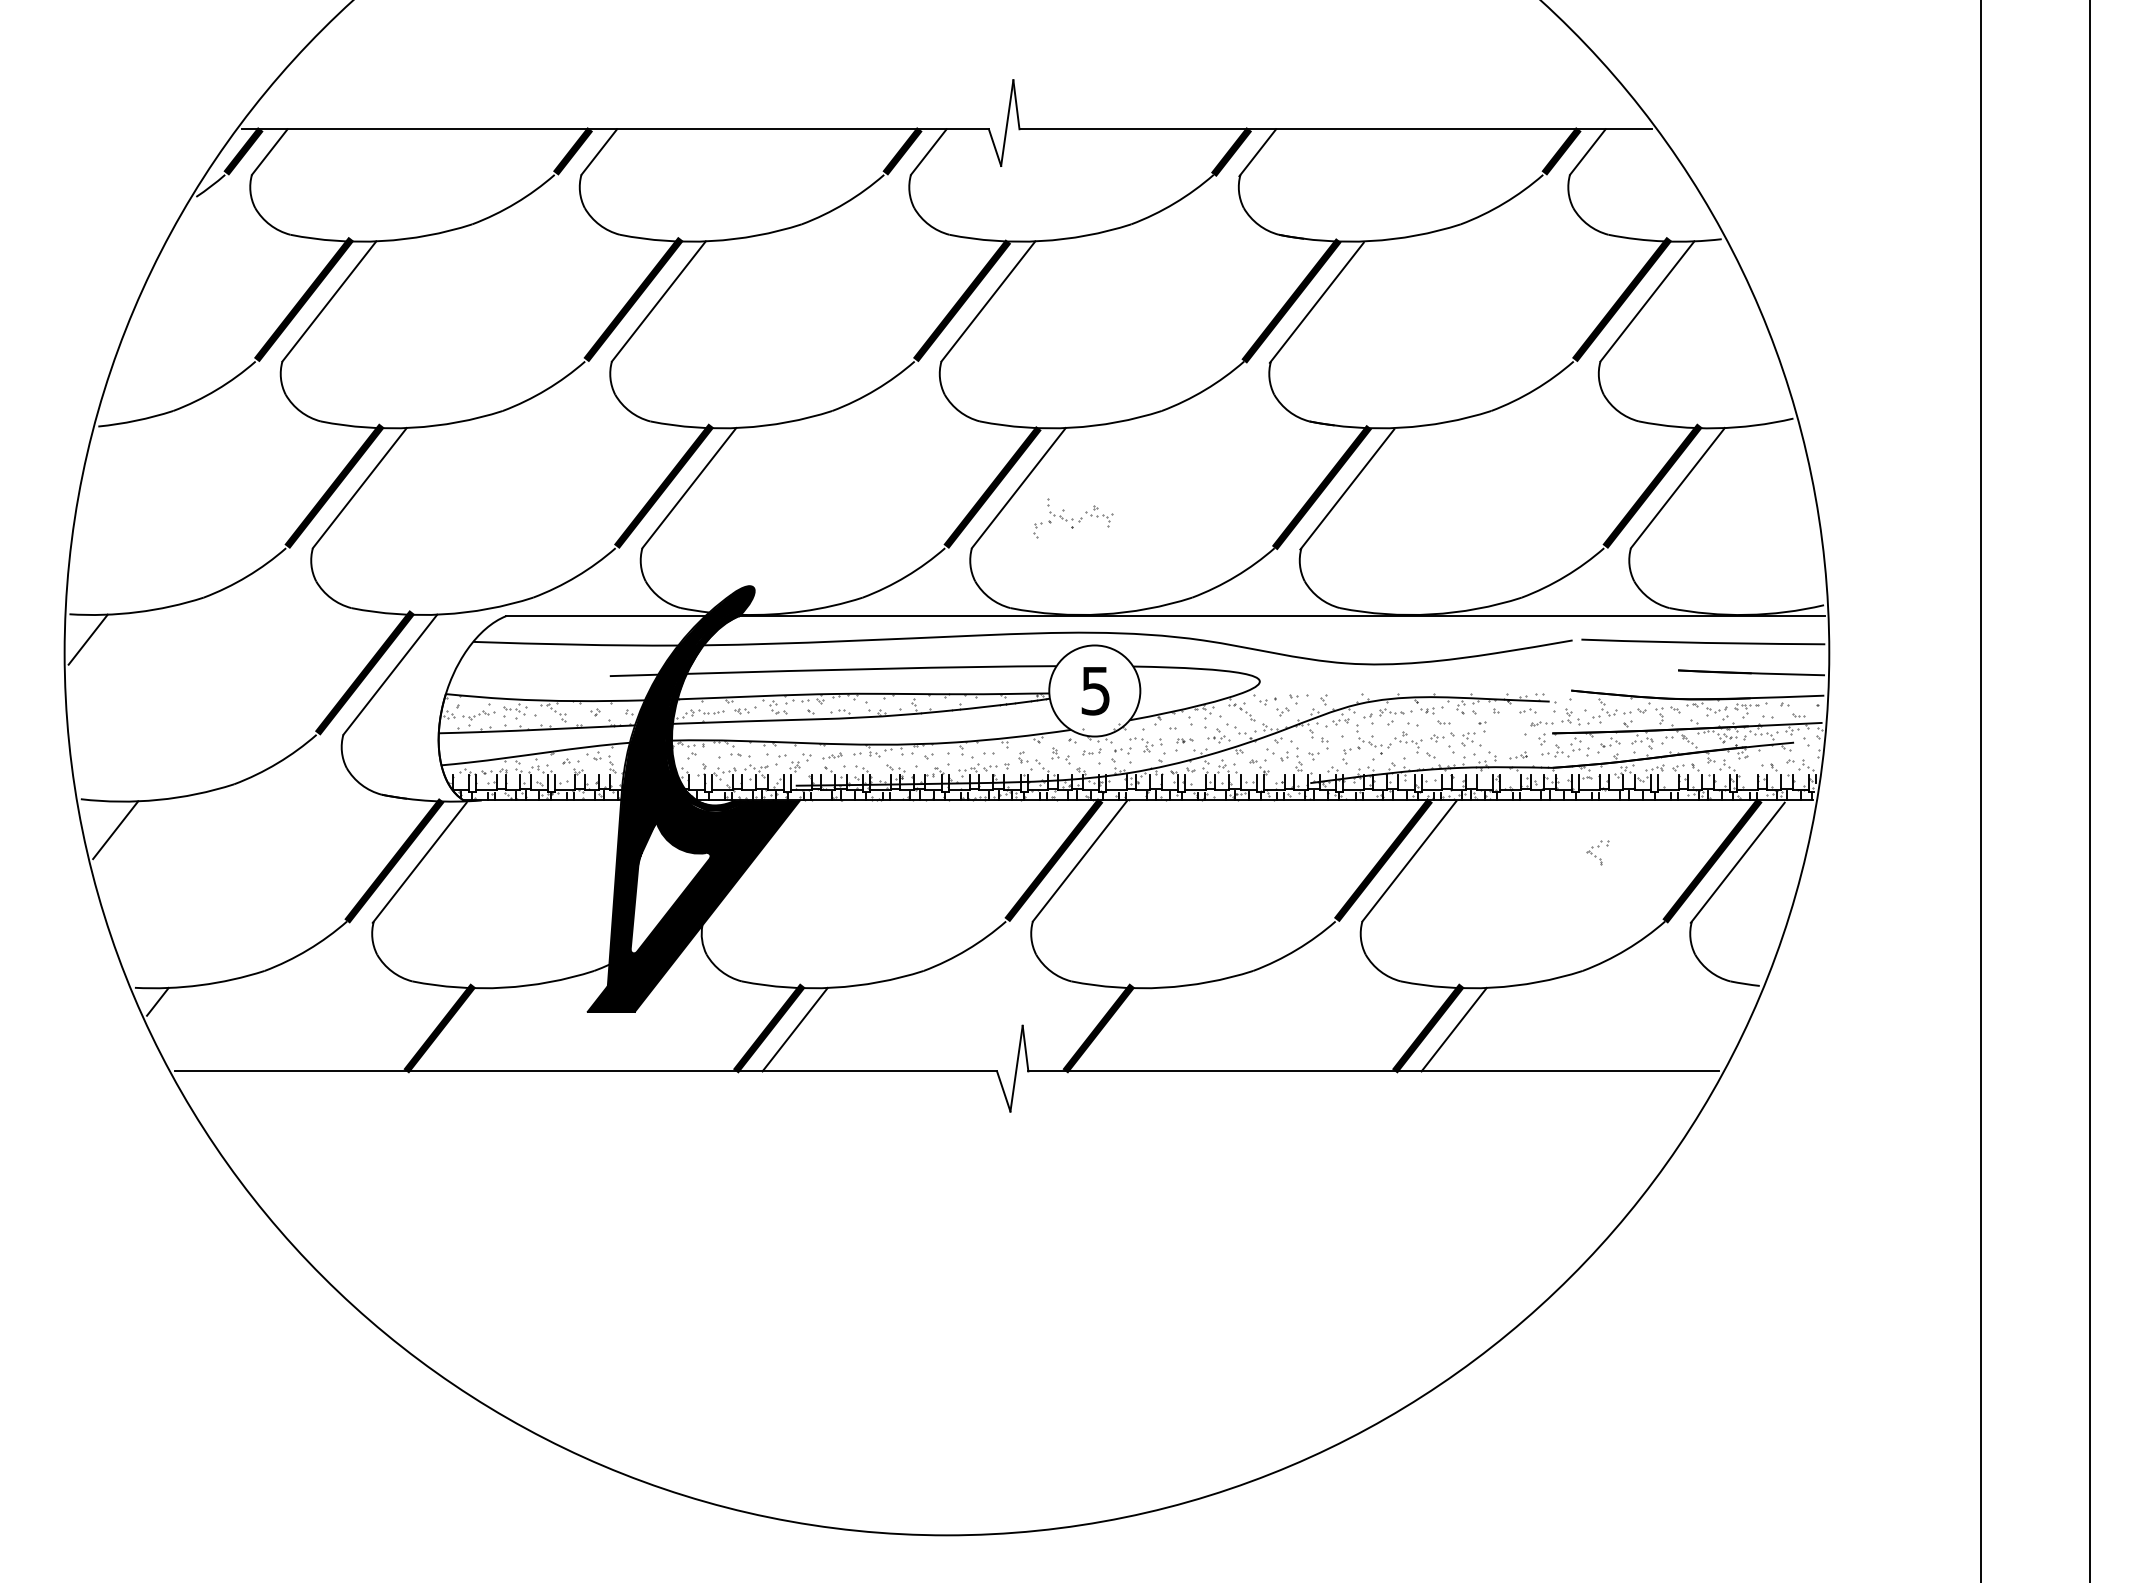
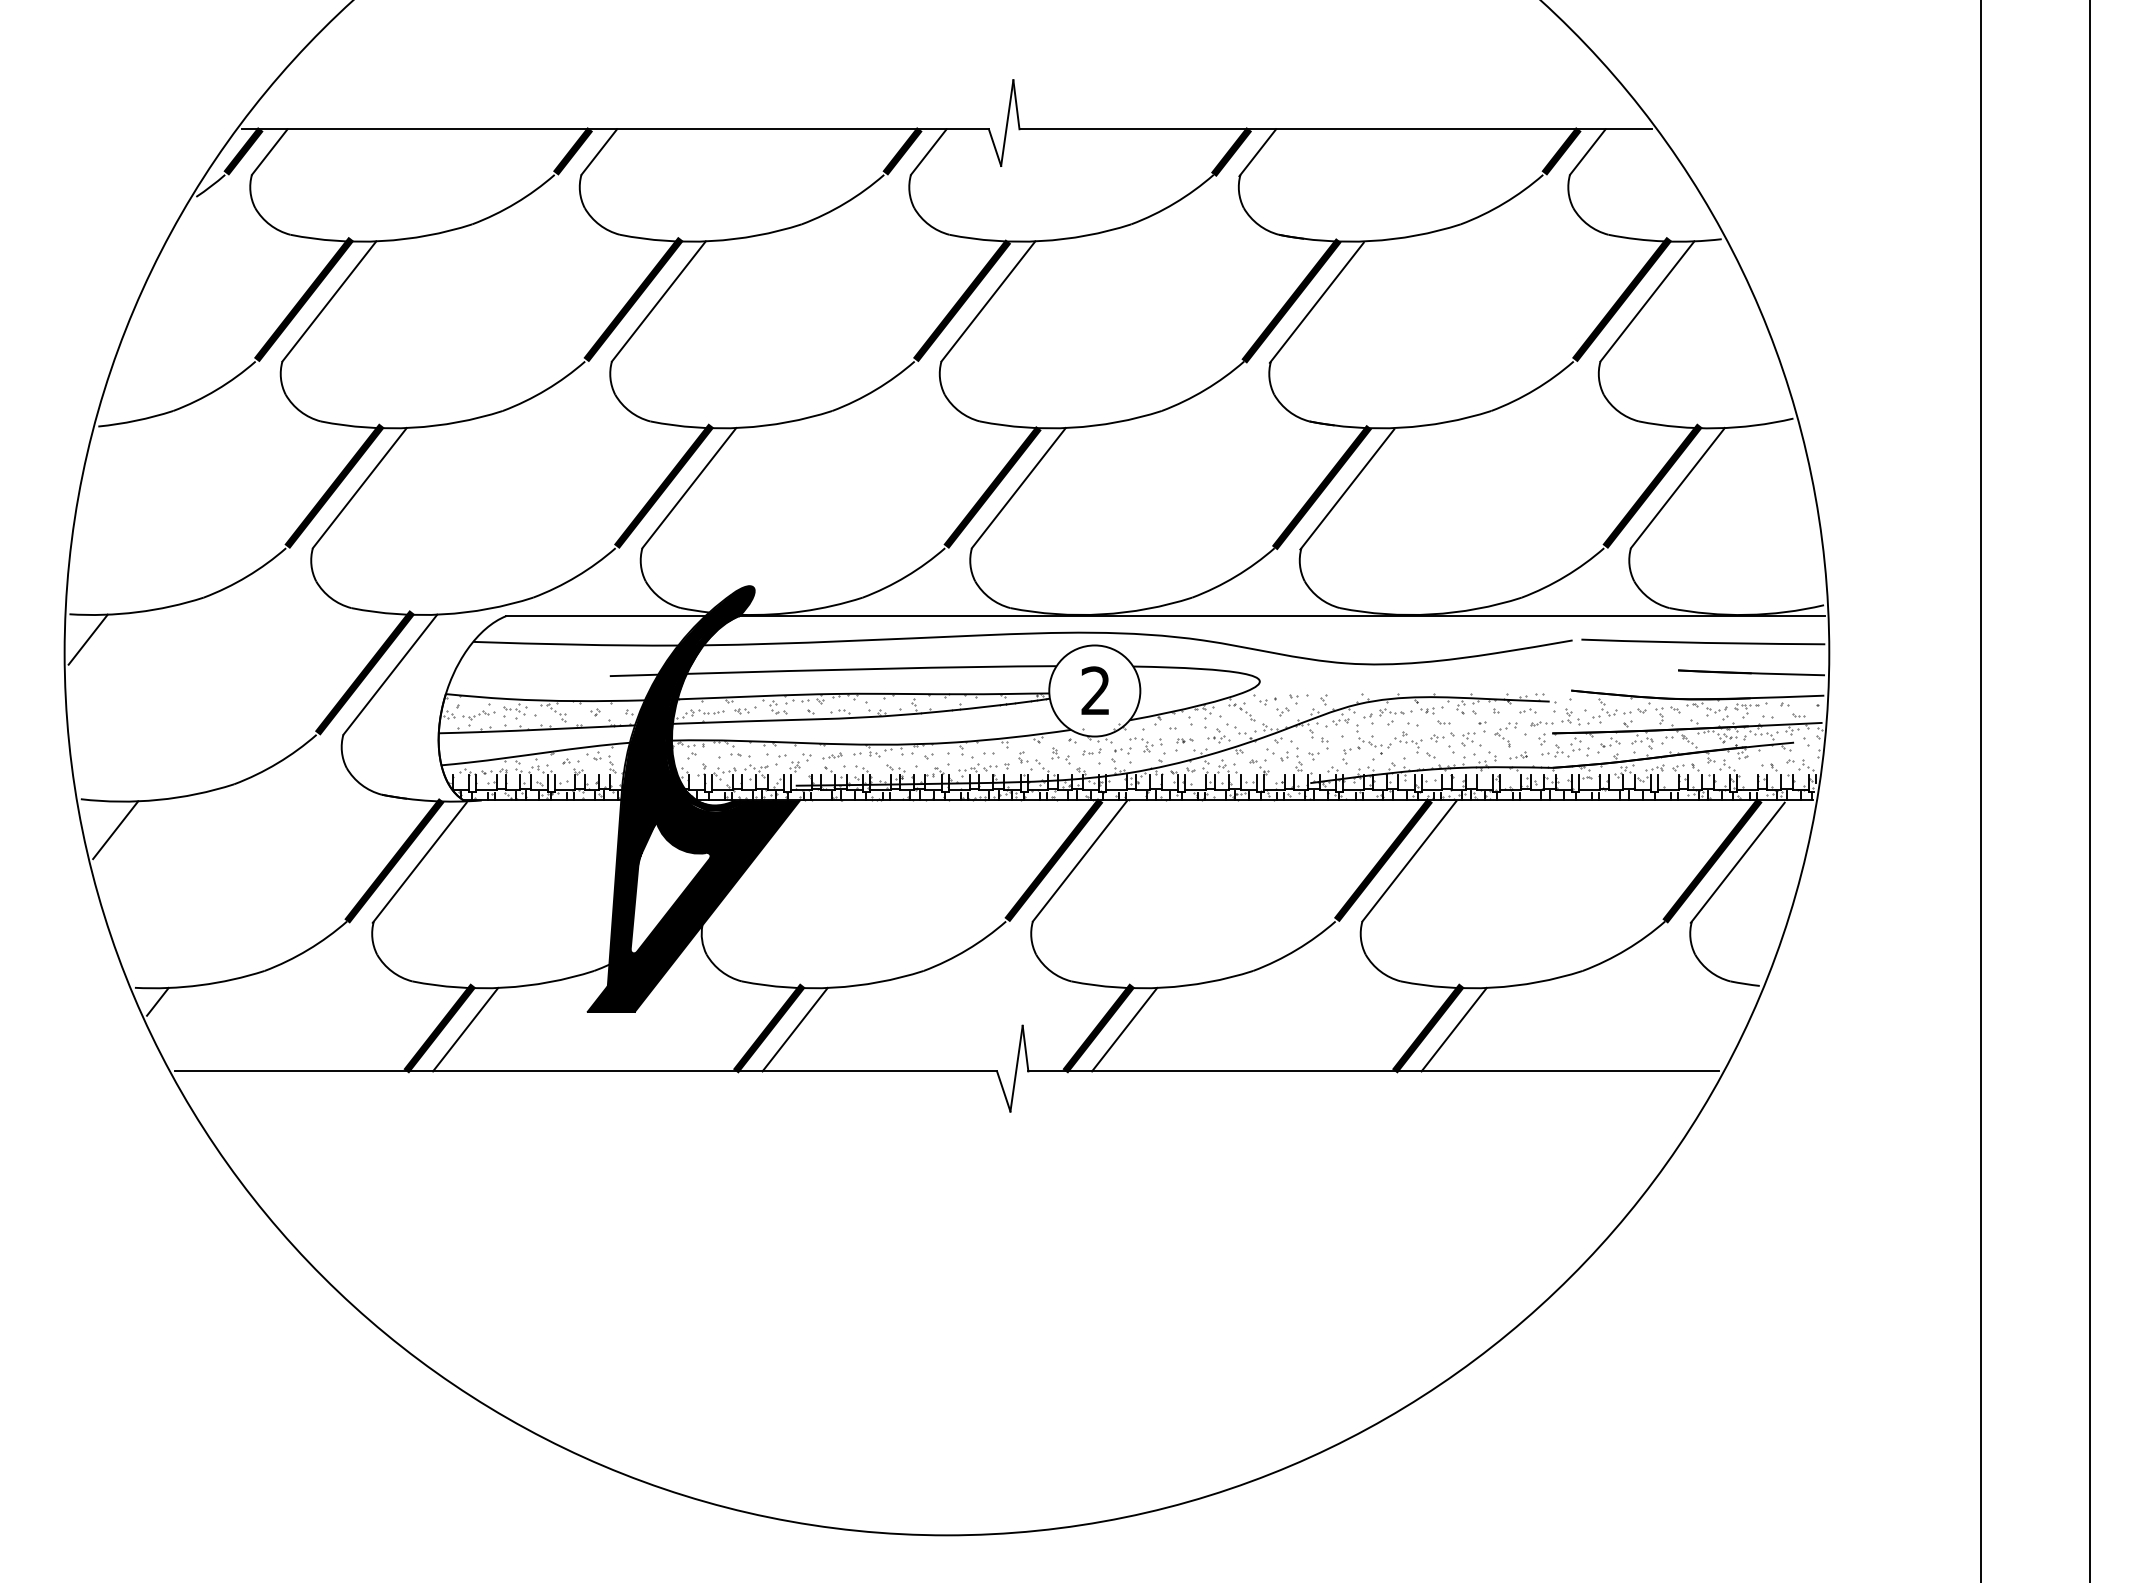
part: present -> none (1073, 518)
text: 5 -> 2 (1095, 690)
part position: (1597, 852) -> (1505, 734) (1505, 734)
line: none -> present (465, 1029)
line: none -> present (1124, 1029)
